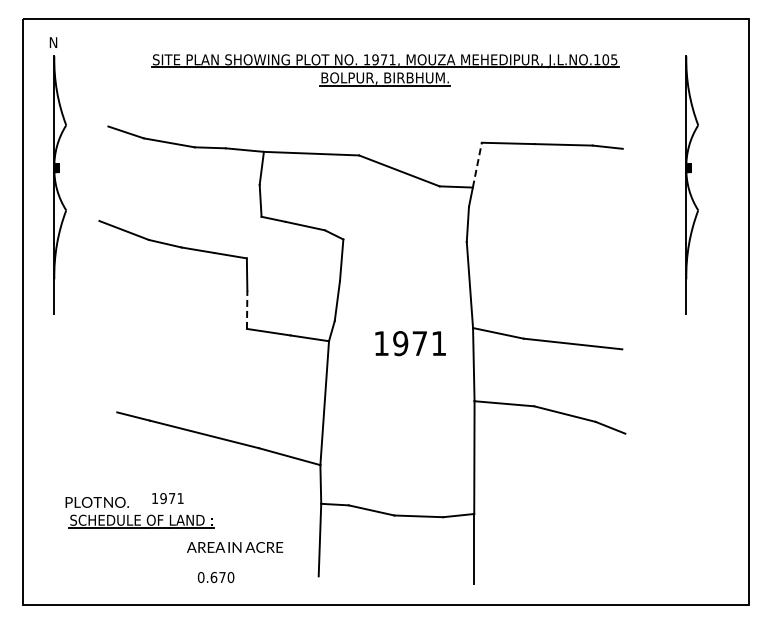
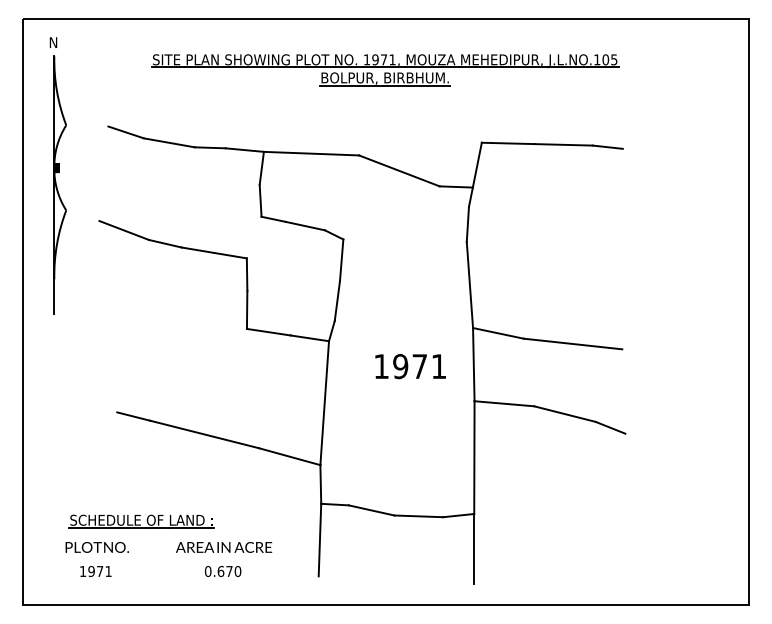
line: dashed -> solid (477, 165)
part: present -> none (691, 184)
line: dashed -> solid (247, 309)
text position: (410, 343) -> (410, 366) (410, 366)
text position: (167, 498) -> (95, 571) (95, 571)
text position: (96, 502) -> (96, 547) (96, 547)
text position: (235, 547) -> (224, 547) (224, 547)
text position: (215, 577) -> (222, 571) (222, 571)
